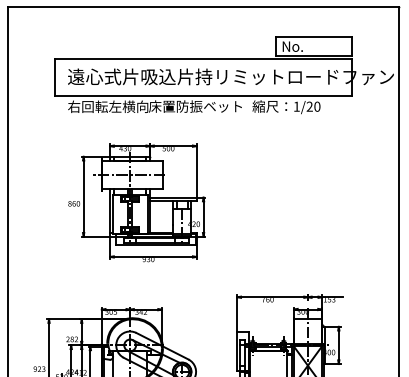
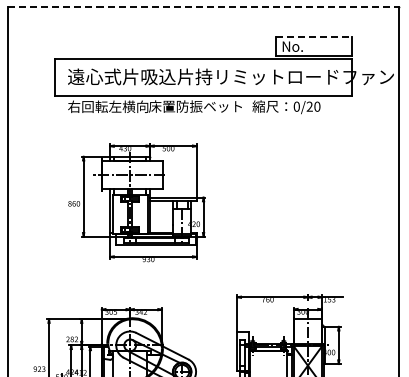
line: solid -> dashed (203, 6)
line: solid -> dashed (314, 36)
text: 1/20 -> 0/20 (296, 106)
